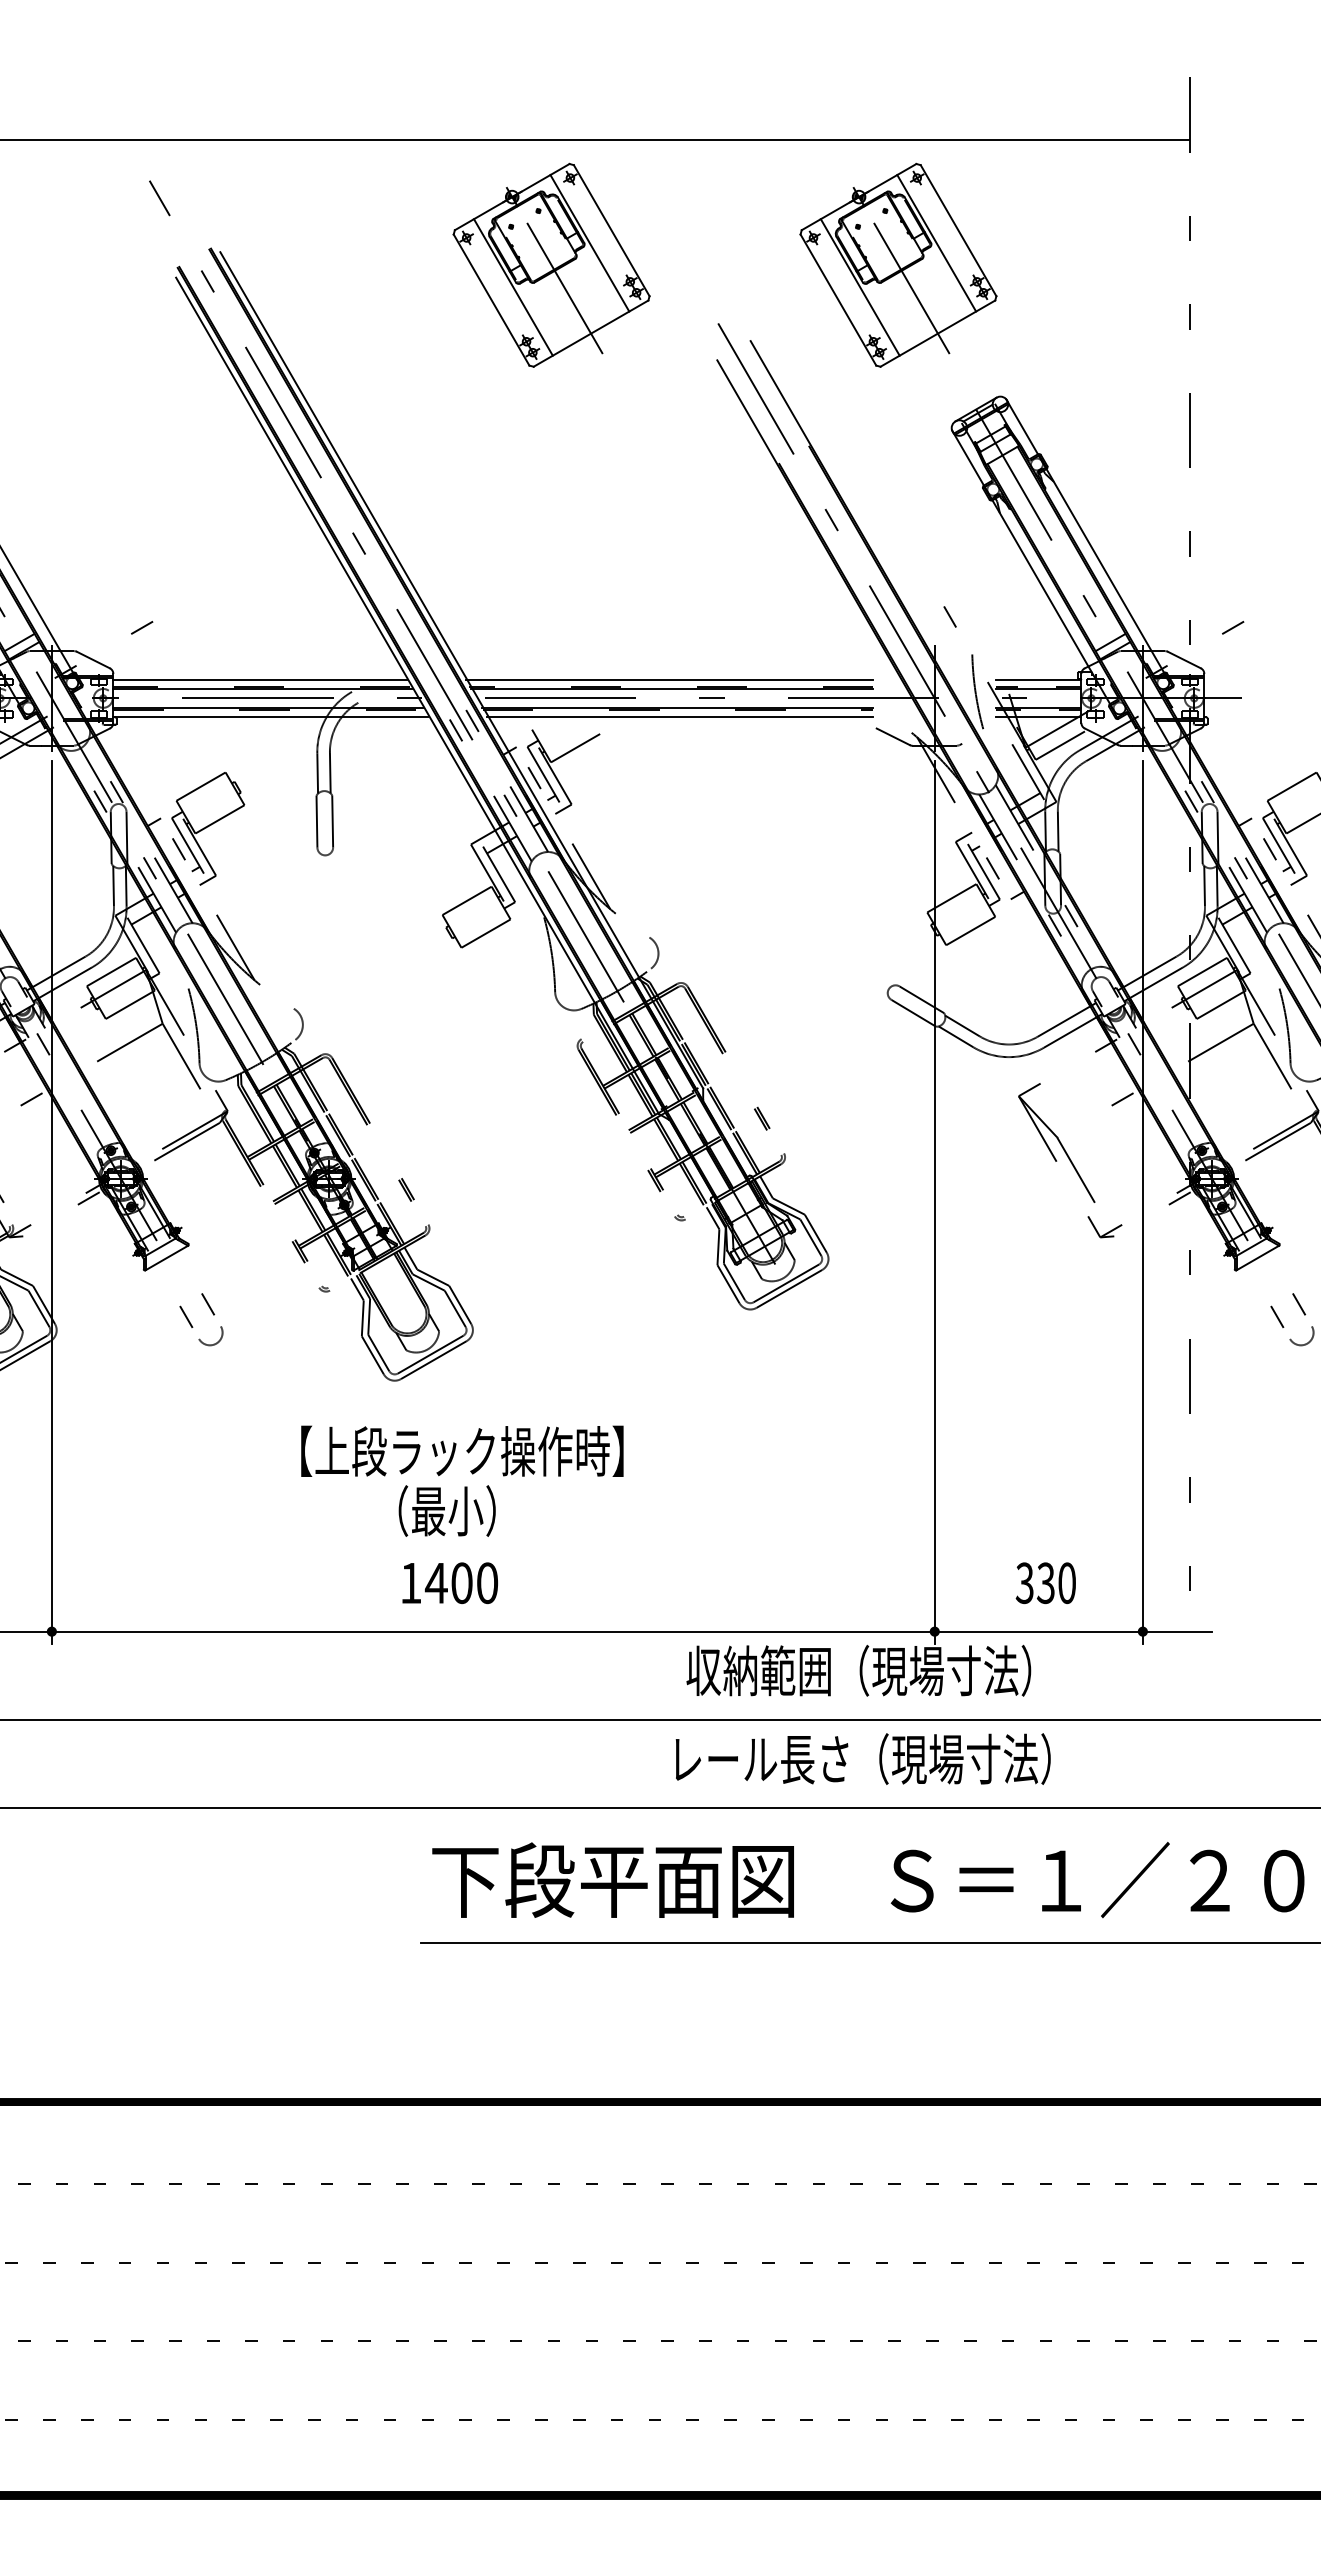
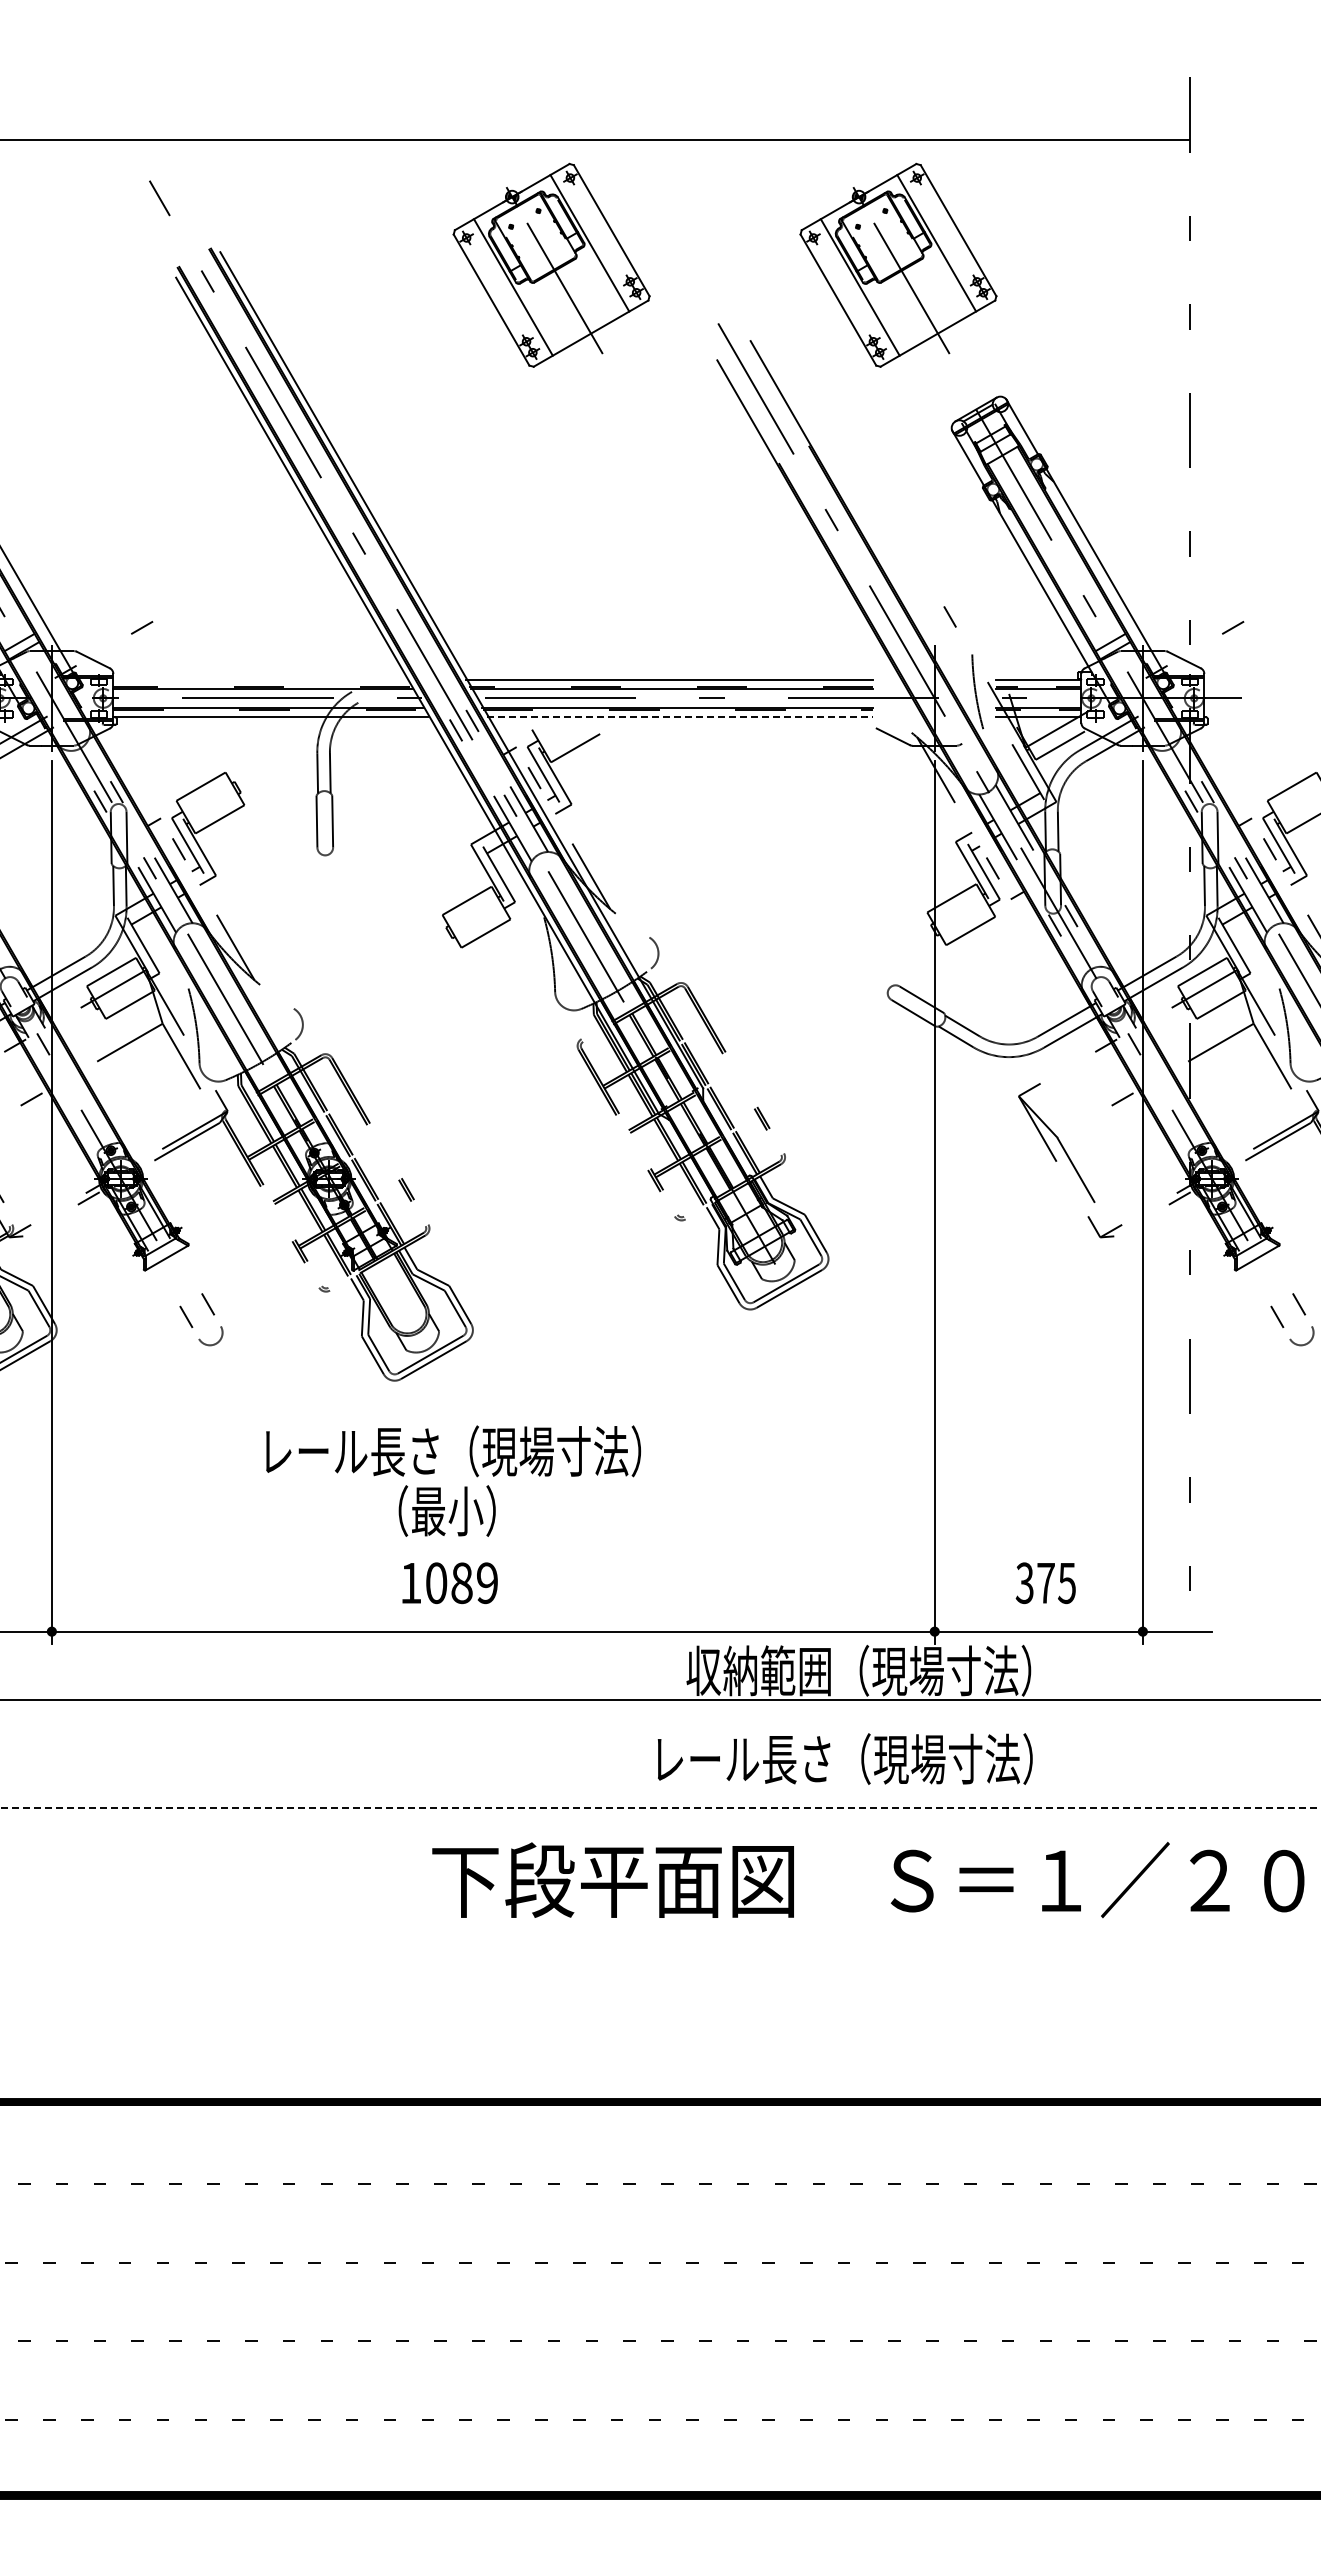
line: present -> none (259, 679)
line: solid -> dashed (680, 716)
text: 【上段ラック操作時】 -> レール長さ（現場寸法） (453, 1451)
text: 1400 -> 1089 (461, 1583)
text: 330 -> 375 (1055, 1583)
line position: (659, 1719) -> (659, 1699) (659, 1699)
text position: (862, 1758) -> (844, 1758) (844, 1758)
line: solid -> dashed (660, 1808)
line: present -> none (868, 1942)
